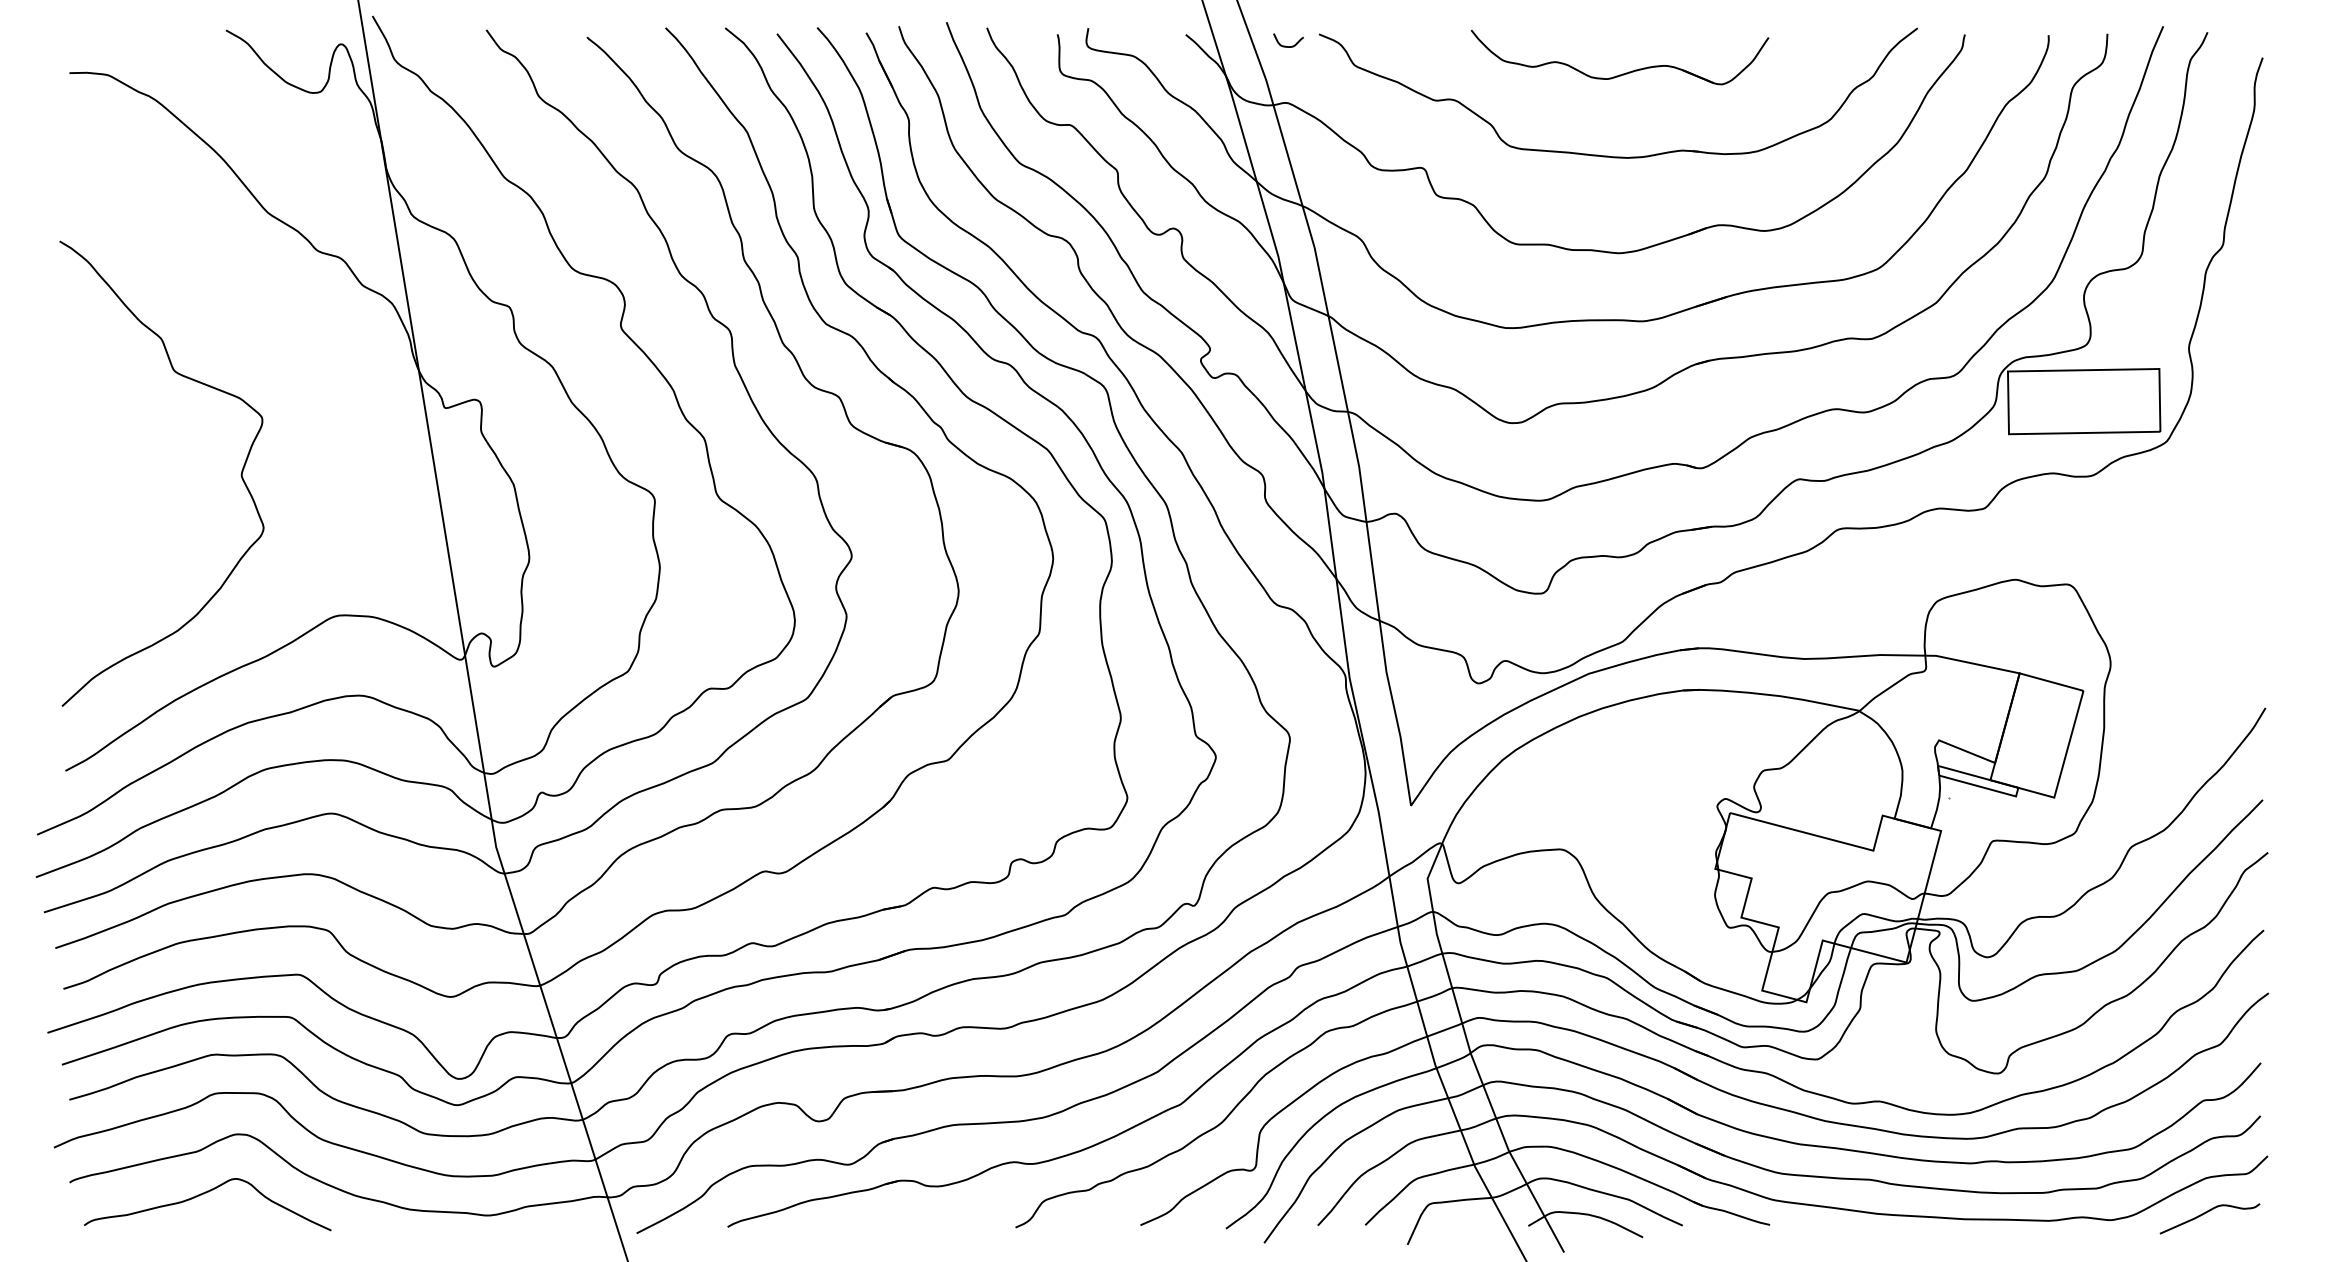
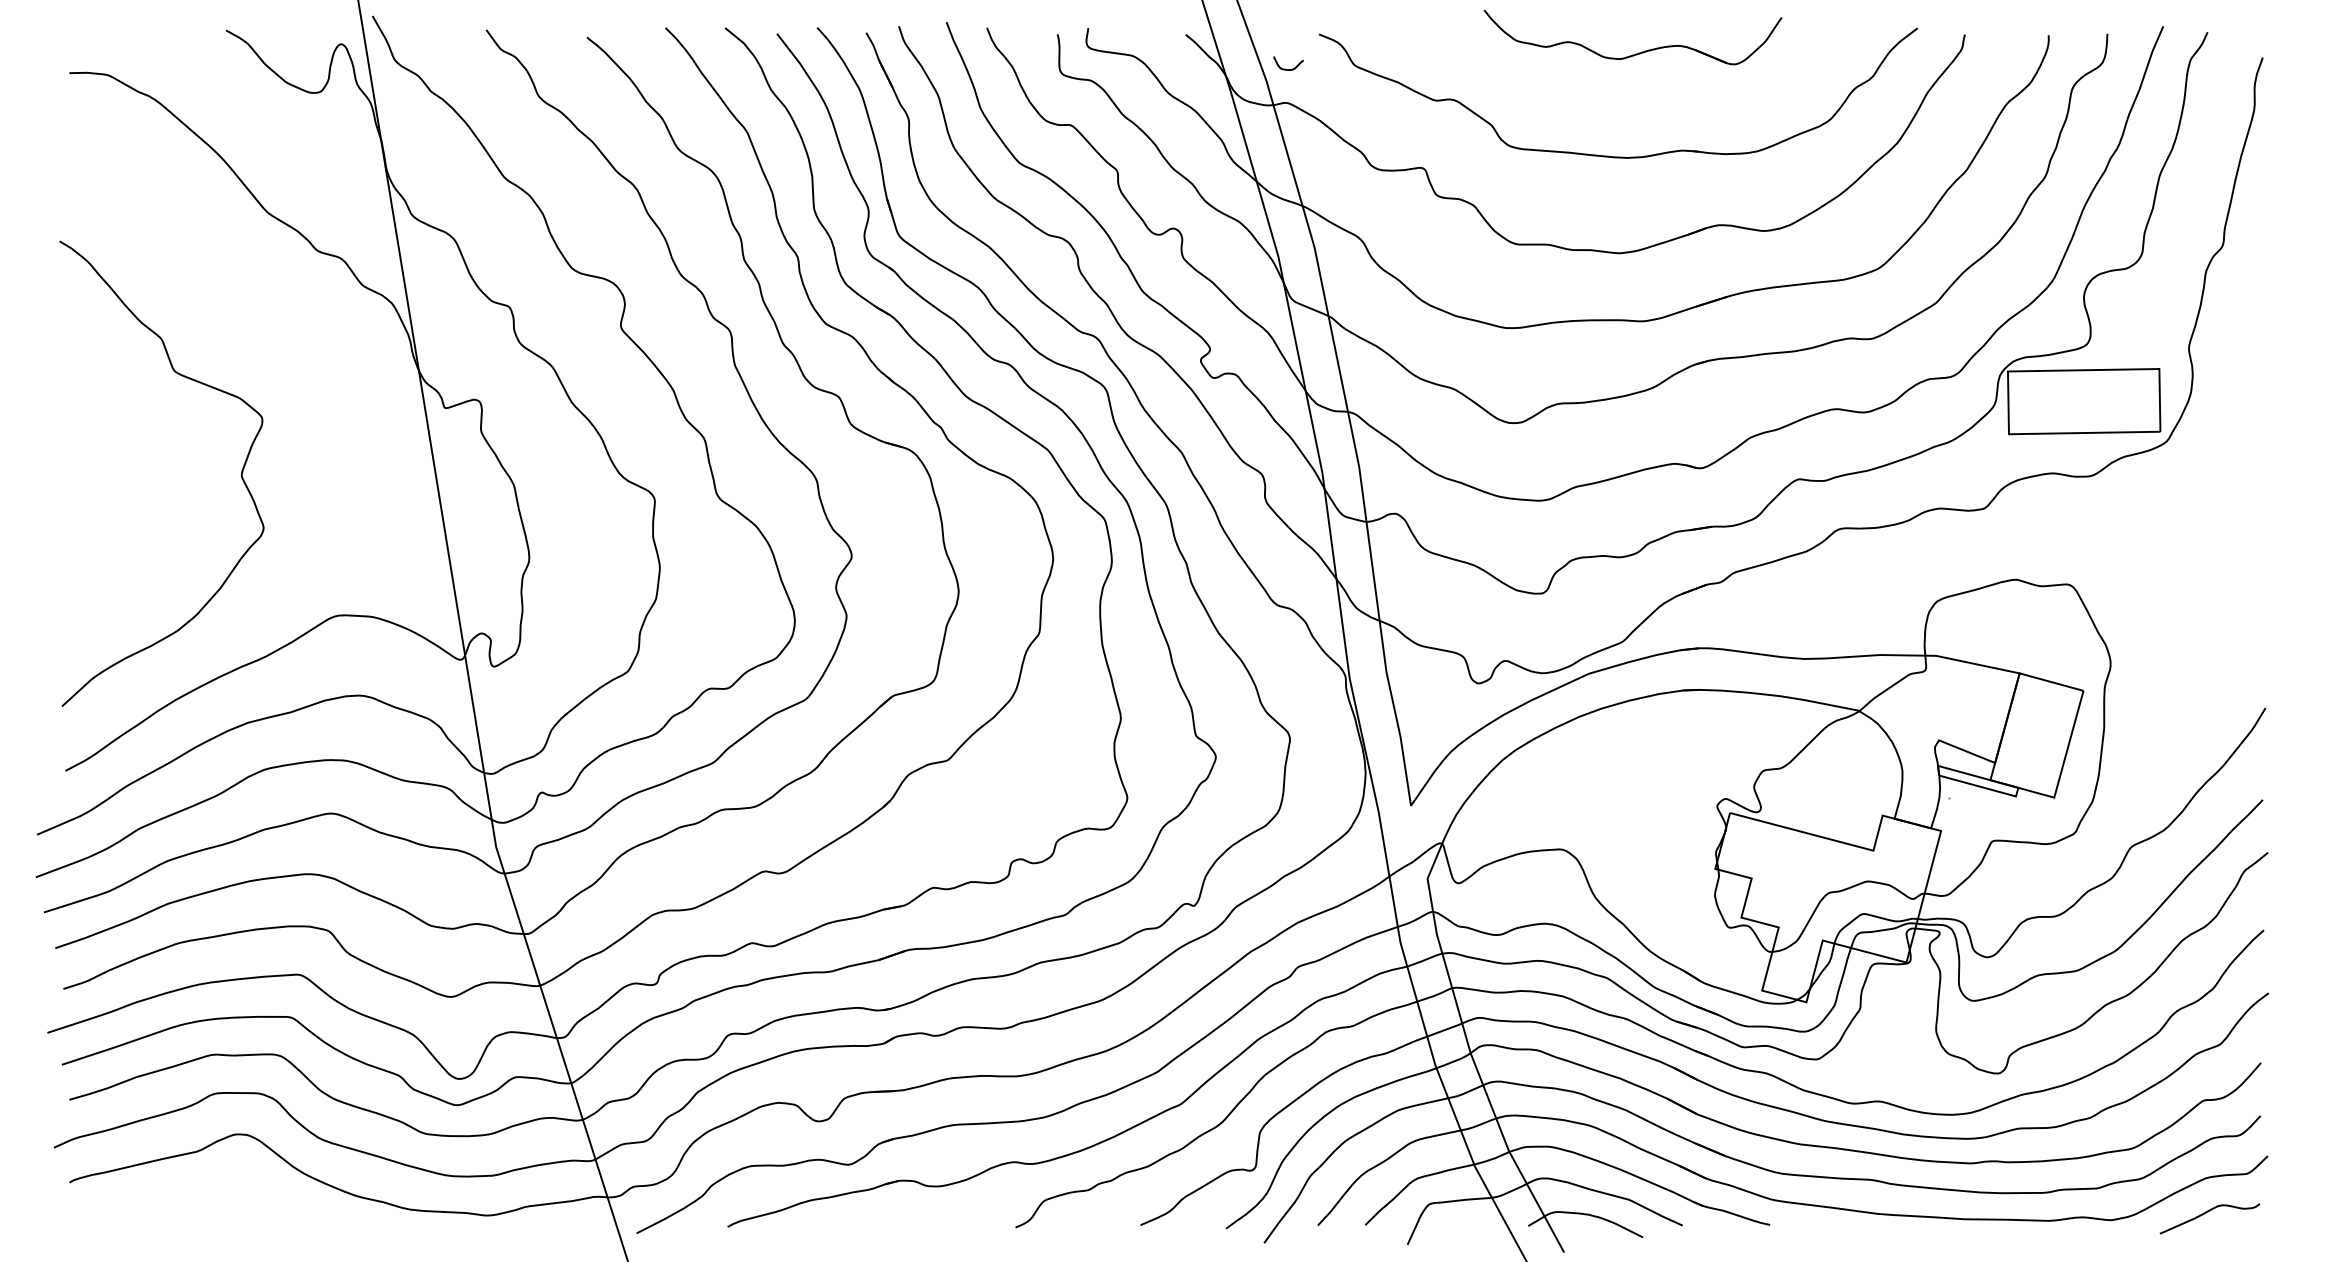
curve position: (1285, 45) -> (1285, 68) (1285, 68)
part position: (1625, 72) -> (1638, 52) (1638, 52)
curve: present -> none (203, 1194)
